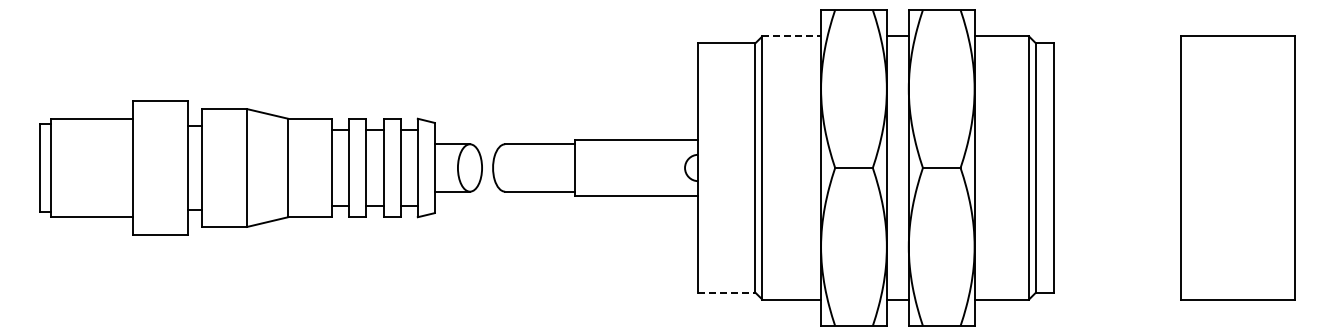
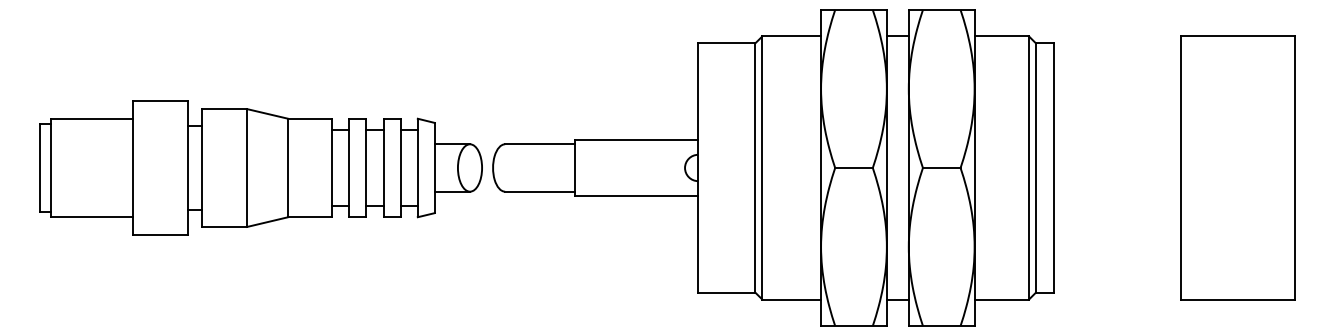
line: dashed -> solid (792, 36)
line: dashed -> solid (726, 292)
